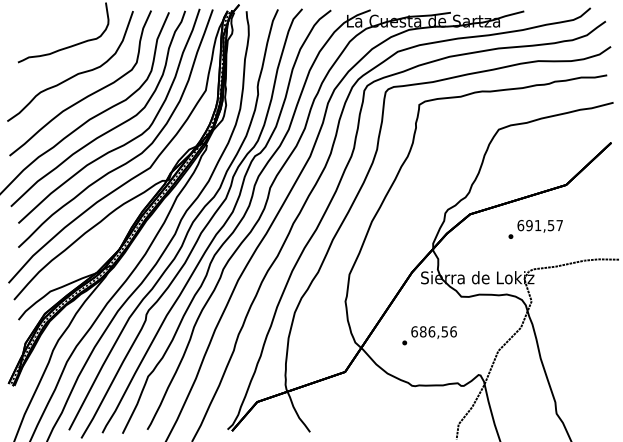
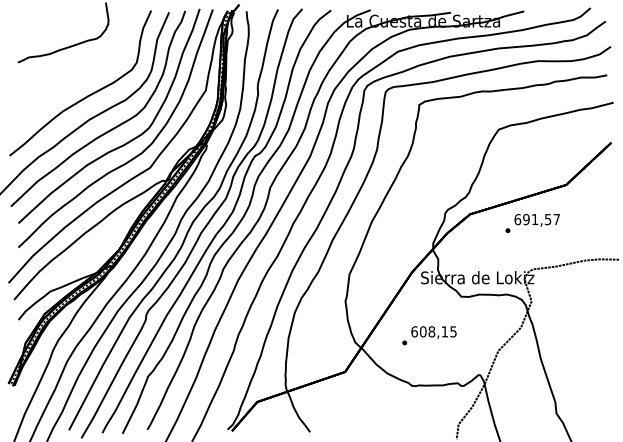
curve: present -> none (74, 74)
text position: (535, 229) -> (532, 223) (532, 223)
text: 686,56 -> 608,15 (437, 331)
